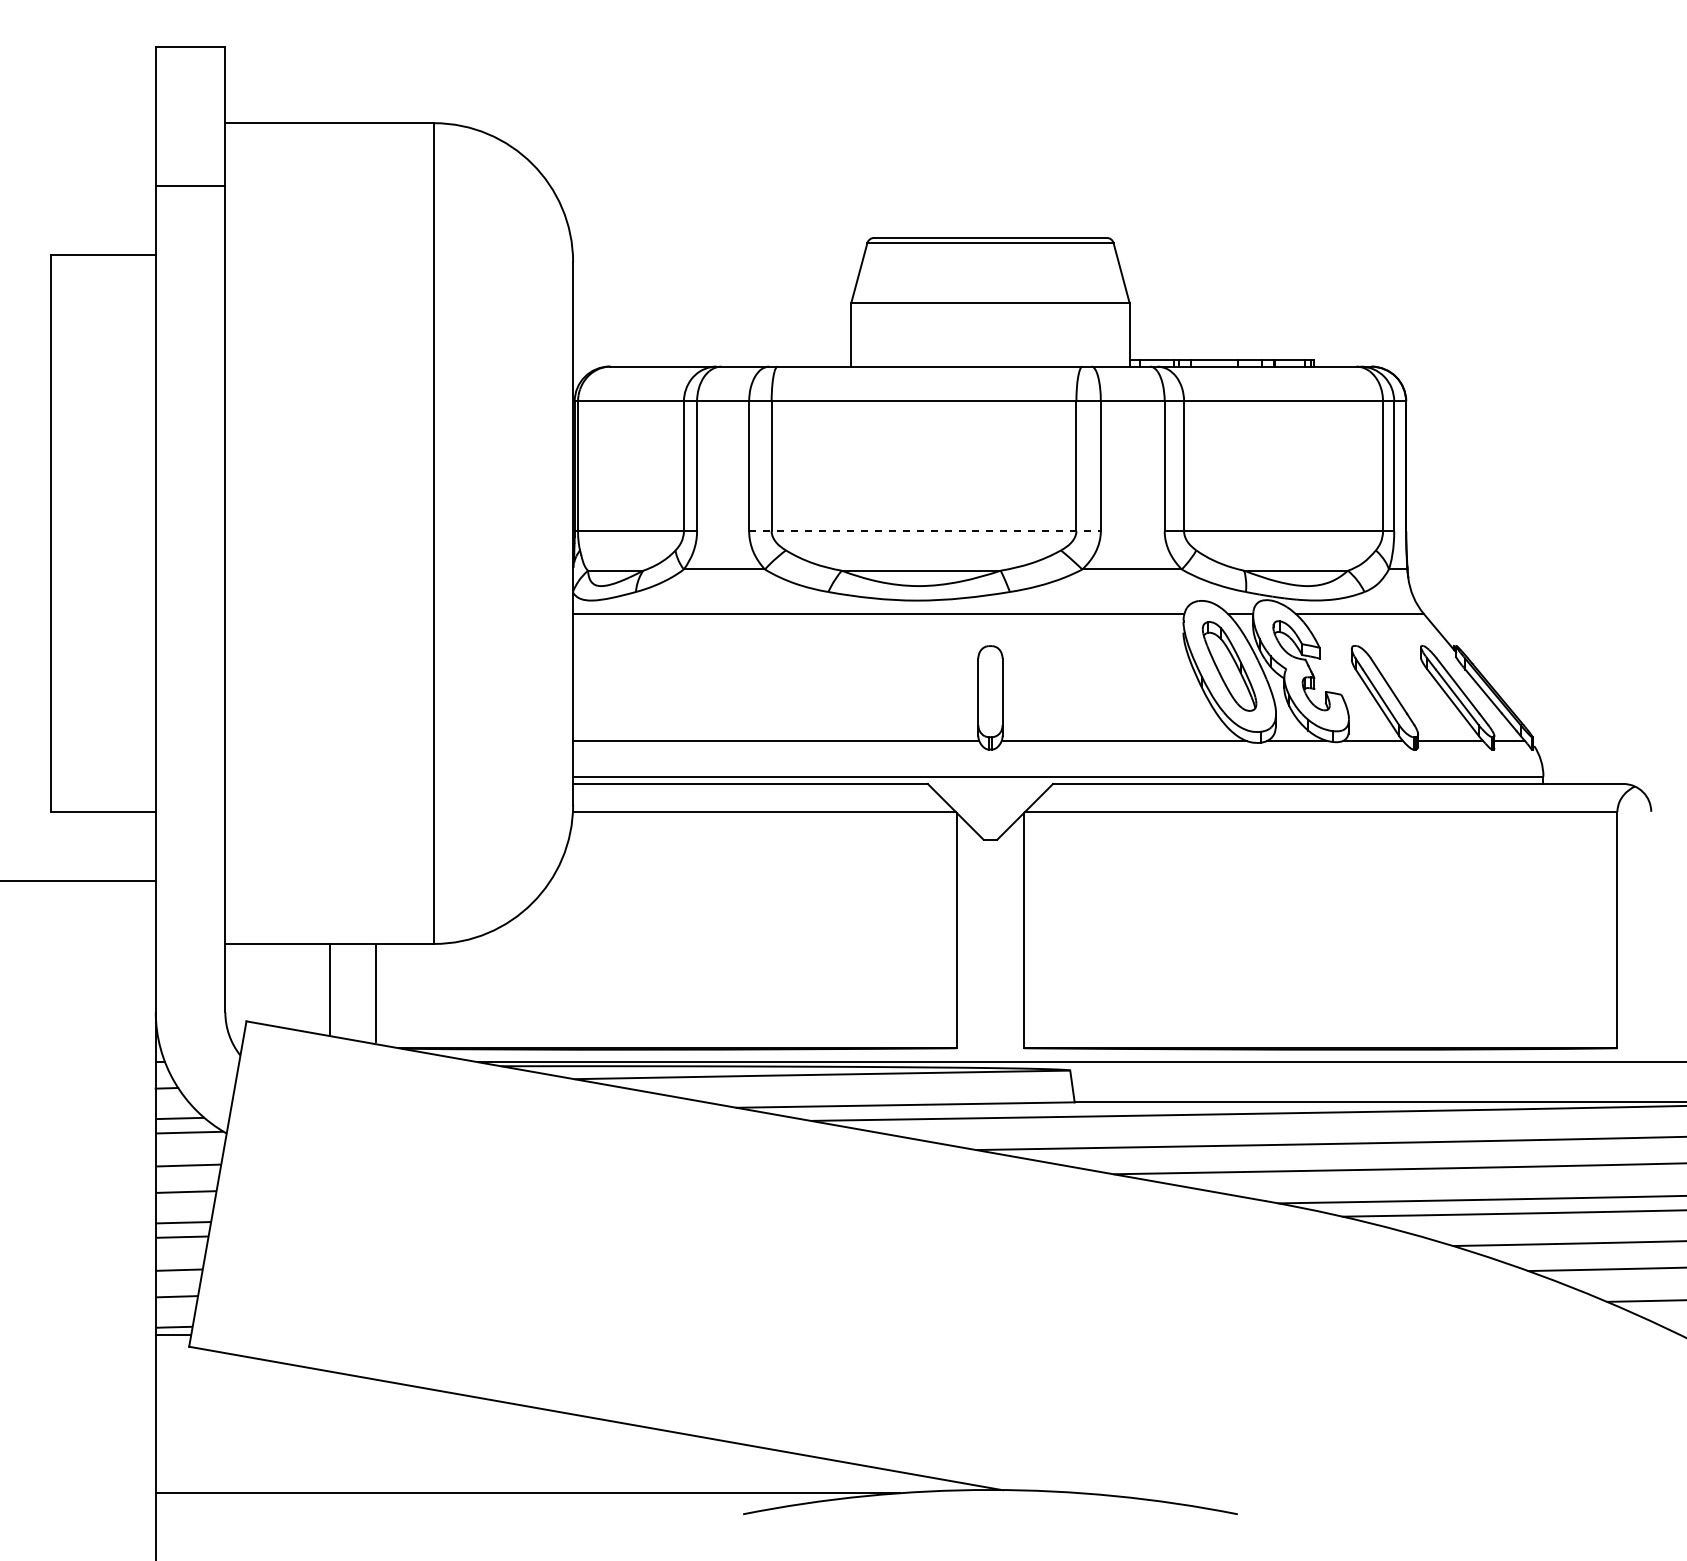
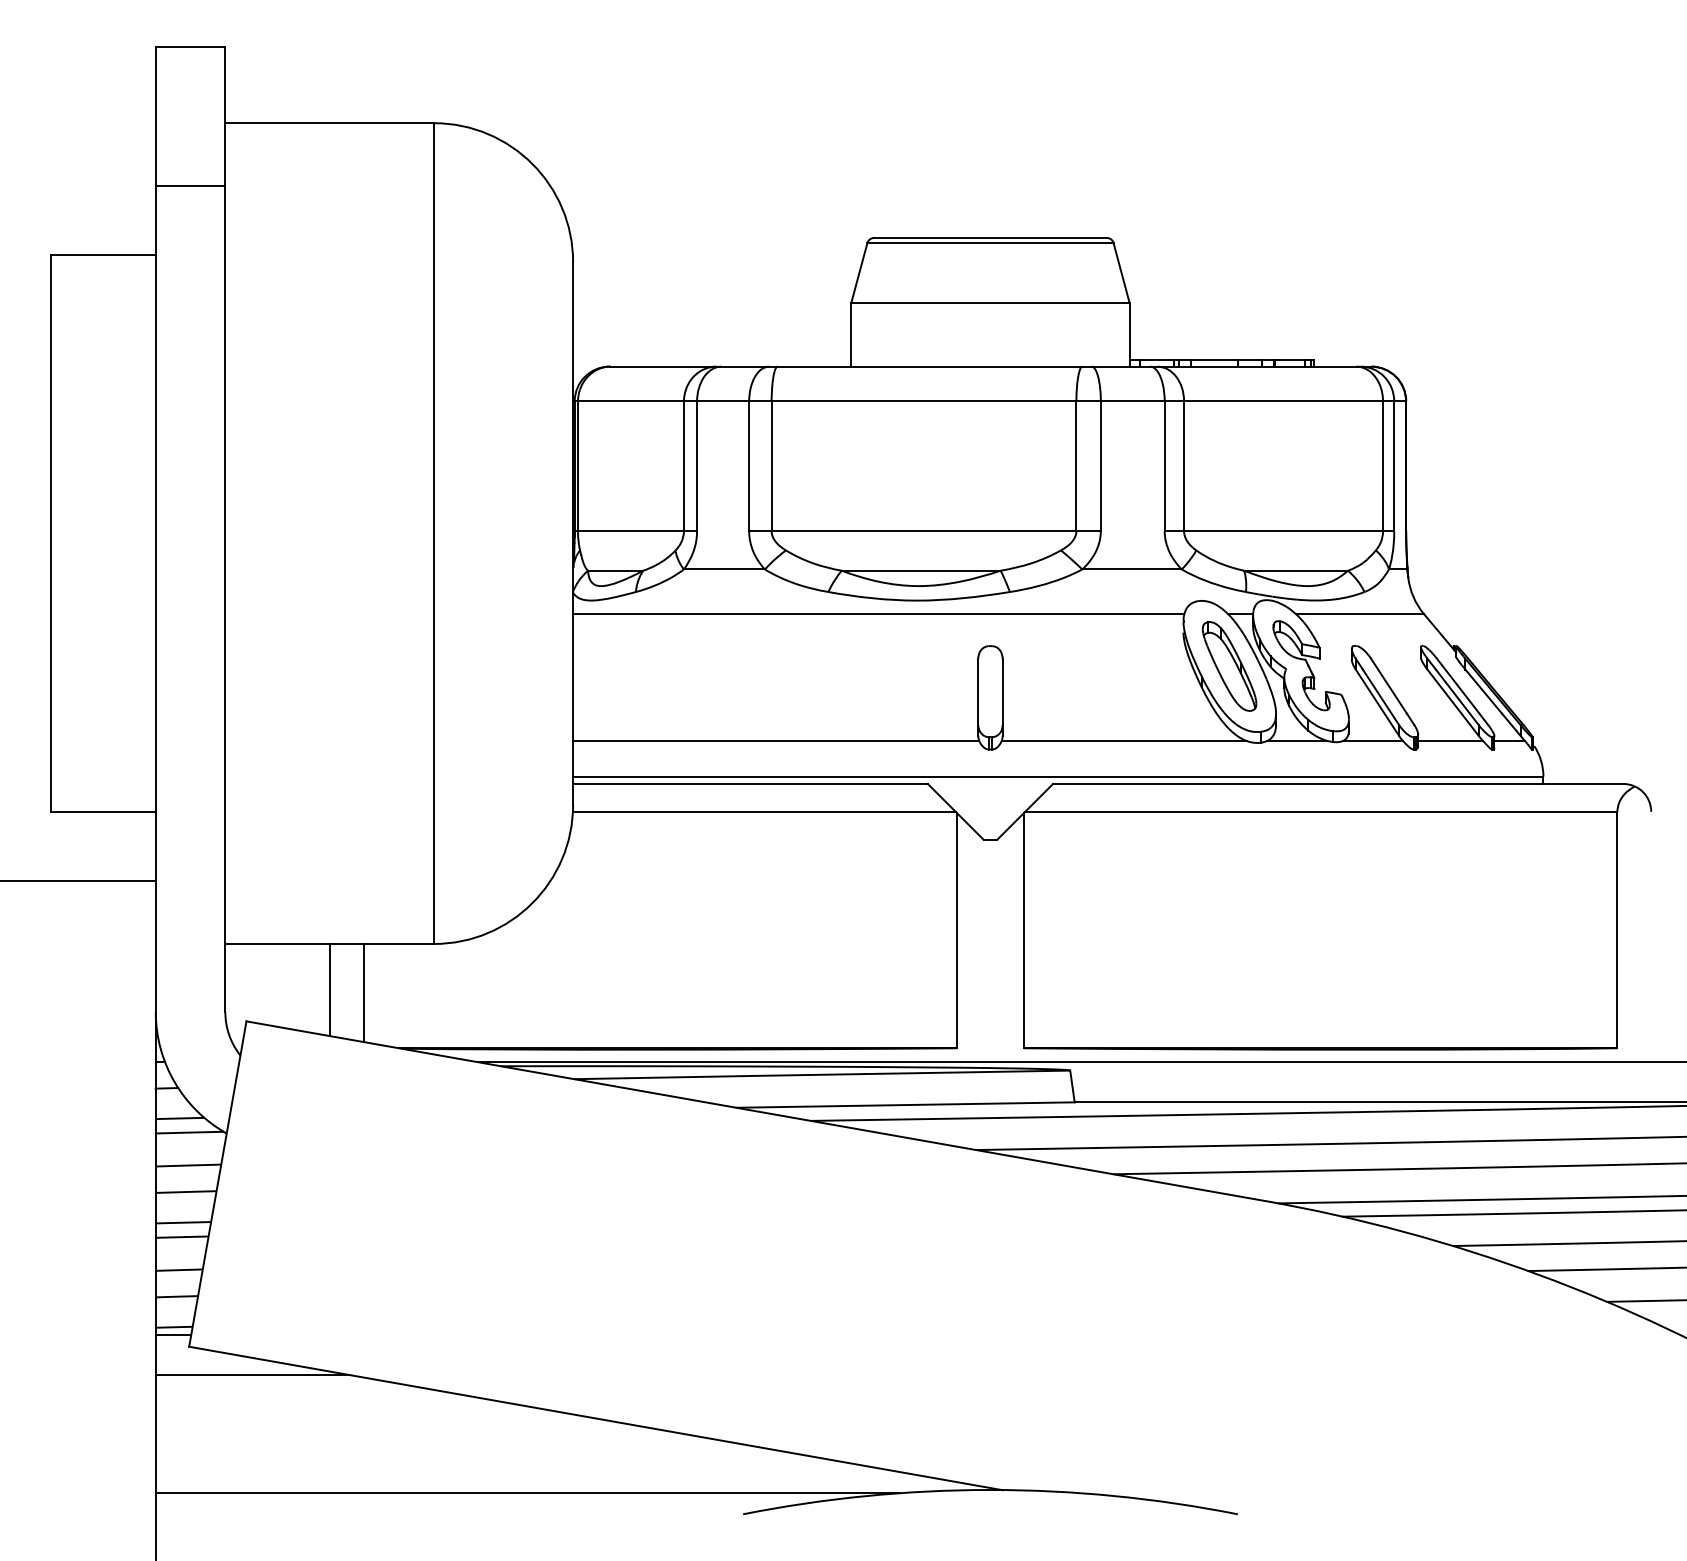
line: dashed -> solid (925, 531)
line position: (375, 992) -> (363, 992) (363, 992)
line: none -> present (252, 1375)
